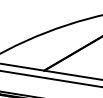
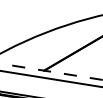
line: solid -> dashed (51, 71)
